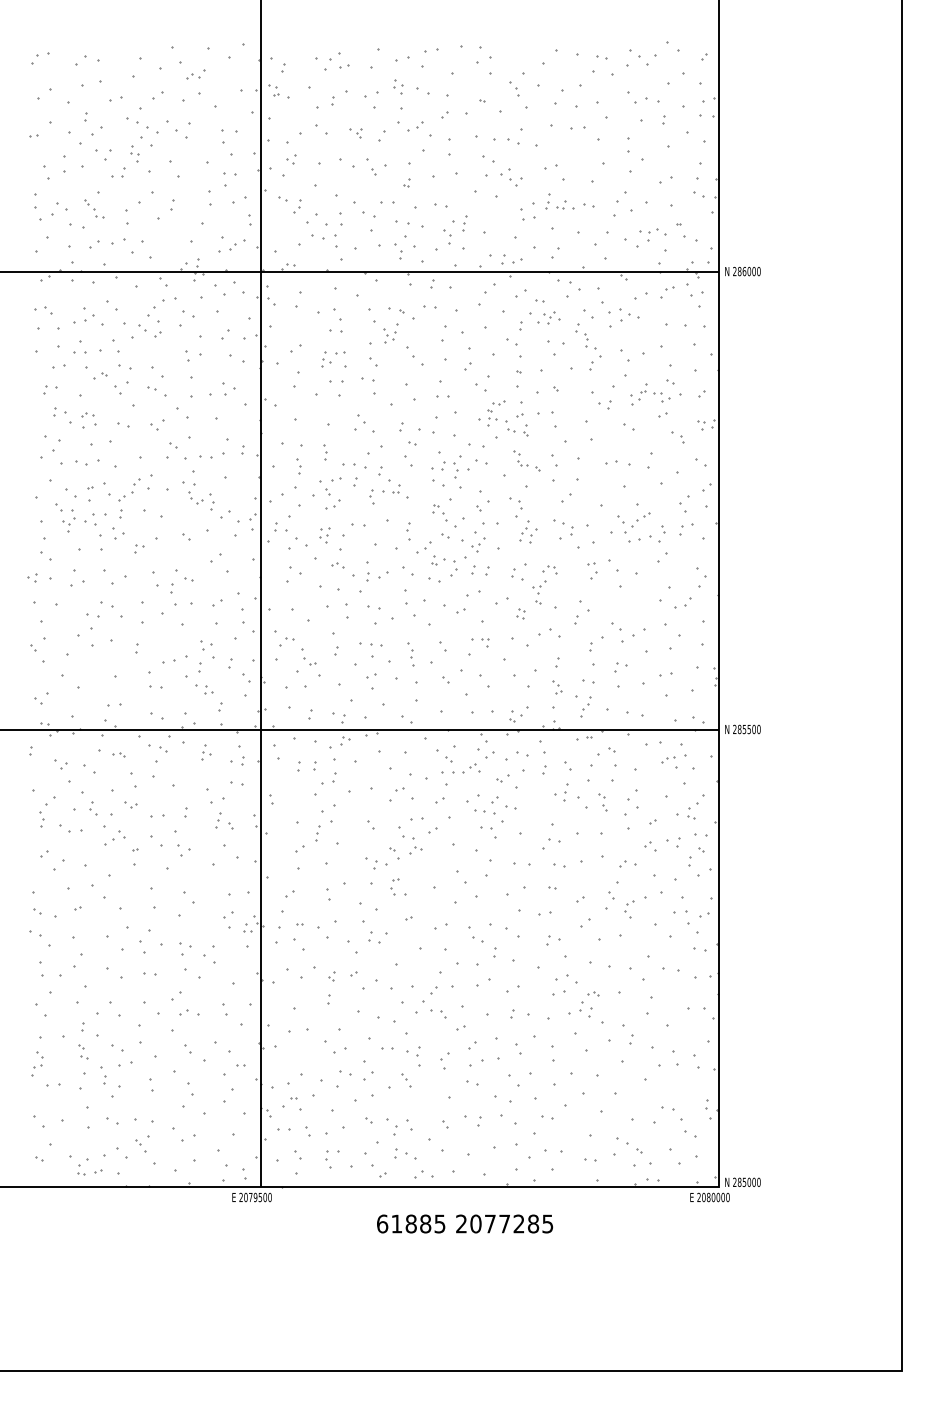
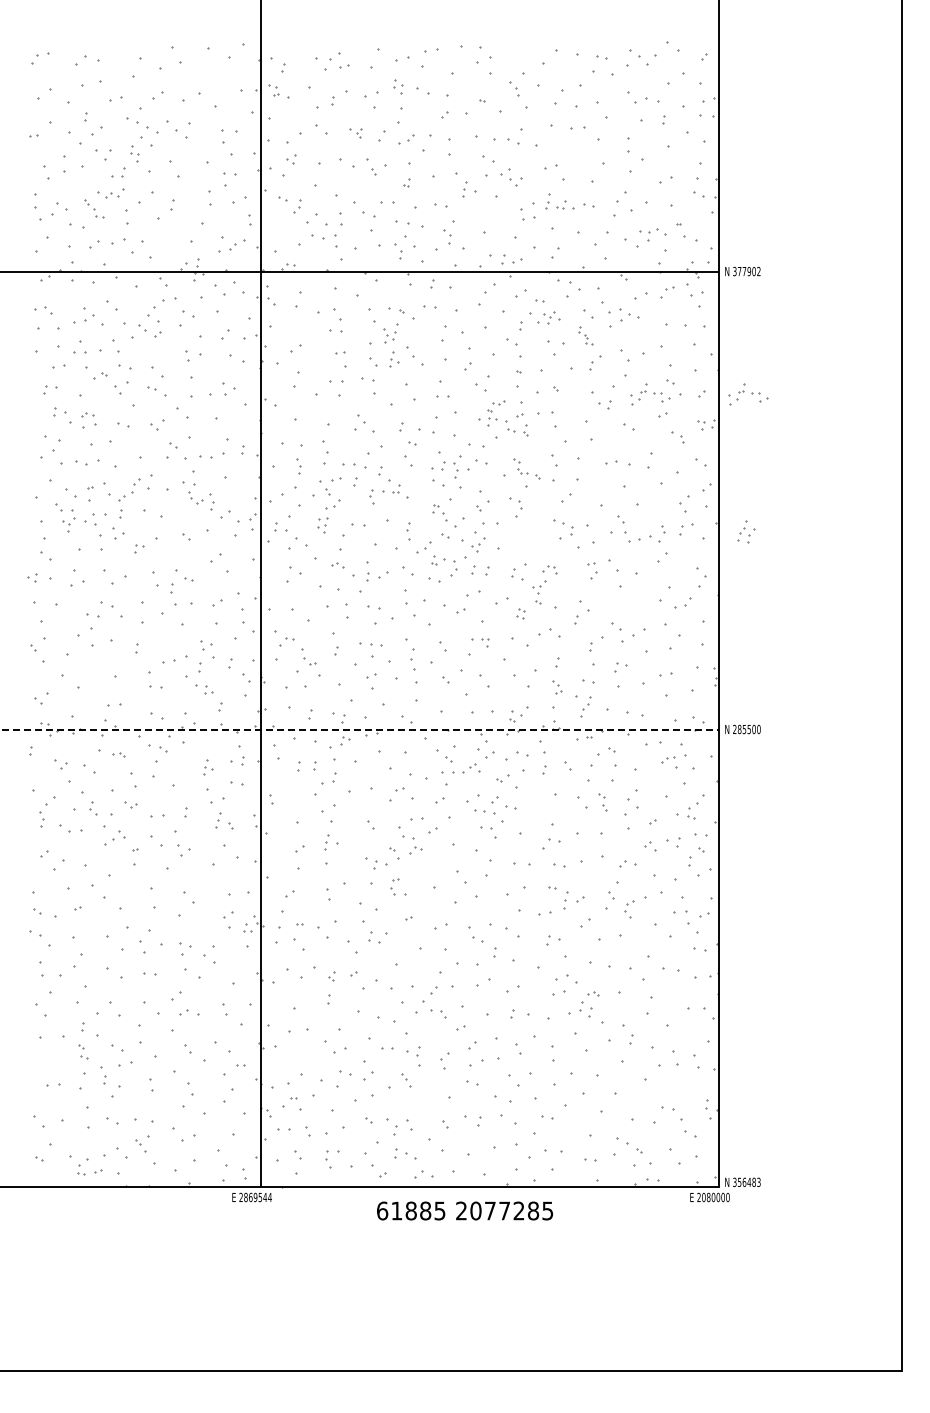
part position: (195, 74) -> (114, 193) (114, 193)
part position: (415, 126) -> (406, 139) (406, 139)
part position: (464, 223) -> (464, 189) (464, 189)
text: 286000 -> 377902 (746, 271)
part size: 22x27 px -> 16x20 px (585, 335)
part position: (326, 359) -> (394, 359) (394, 359)
part: none -> present (748, 394)
part size: 5x17 px -> 7x25 px (325, 452)
part position: (526, 460) -> (526, 468) (526, 468)
part: present -> none (640, 519)
part position: (528, 531) -> (746, 531) (746, 531)
part position: (324, 535) -> (322, 525) (322, 525)
part size: 8x25 px -> 11x33 px (410, 654)
line: solid -> dashed (359, 729)
part position: (206, 752) -> (208, 767) (208, 767)
part position: (565, 792) -> (565, 900) (565, 900)
part position: (317, 833) -> (326, 842) (326, 842)
part: present -> none (37, 1063)
text: 285000 -> 356483 (746, 1182)
text: 2079500 -> 2869544 (257, 1197)
text position: (465, 1223) -> (465, 1210) (465, 1210)
